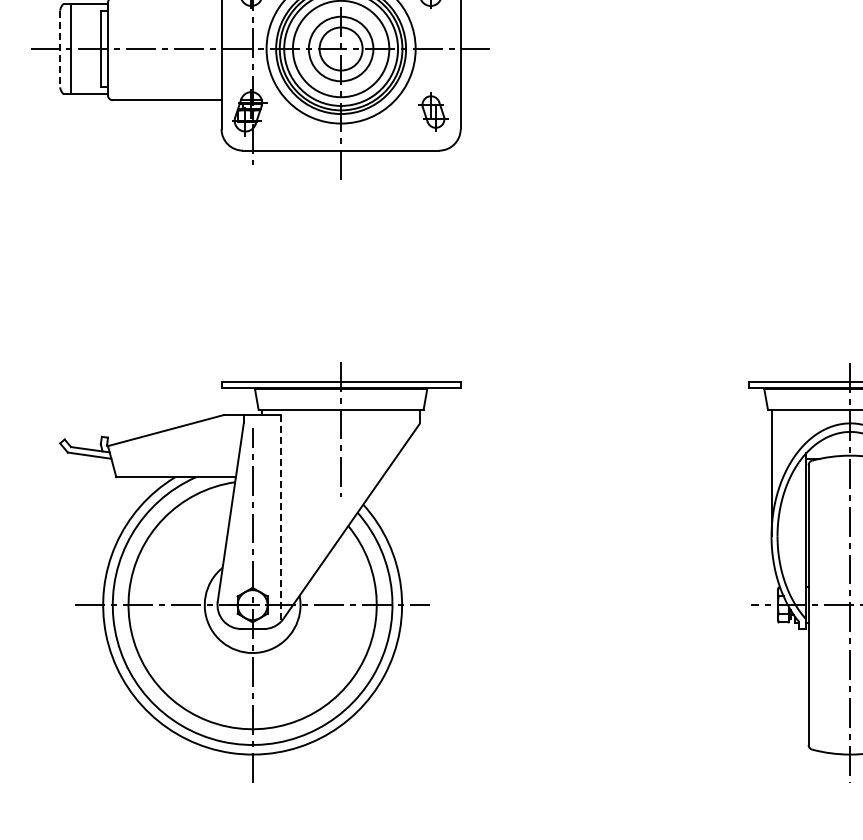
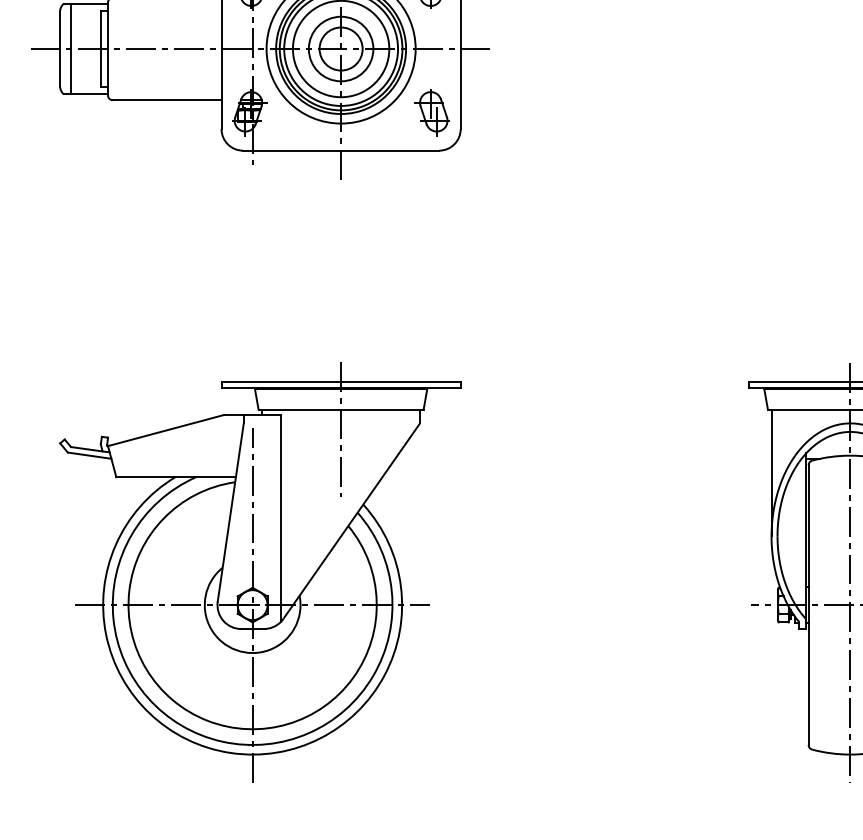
line: dashed -> solid (60, 49)
part size: 31x40 px -> 36x48 px (431, 112)
line: dashed -> solid (281, 518)
